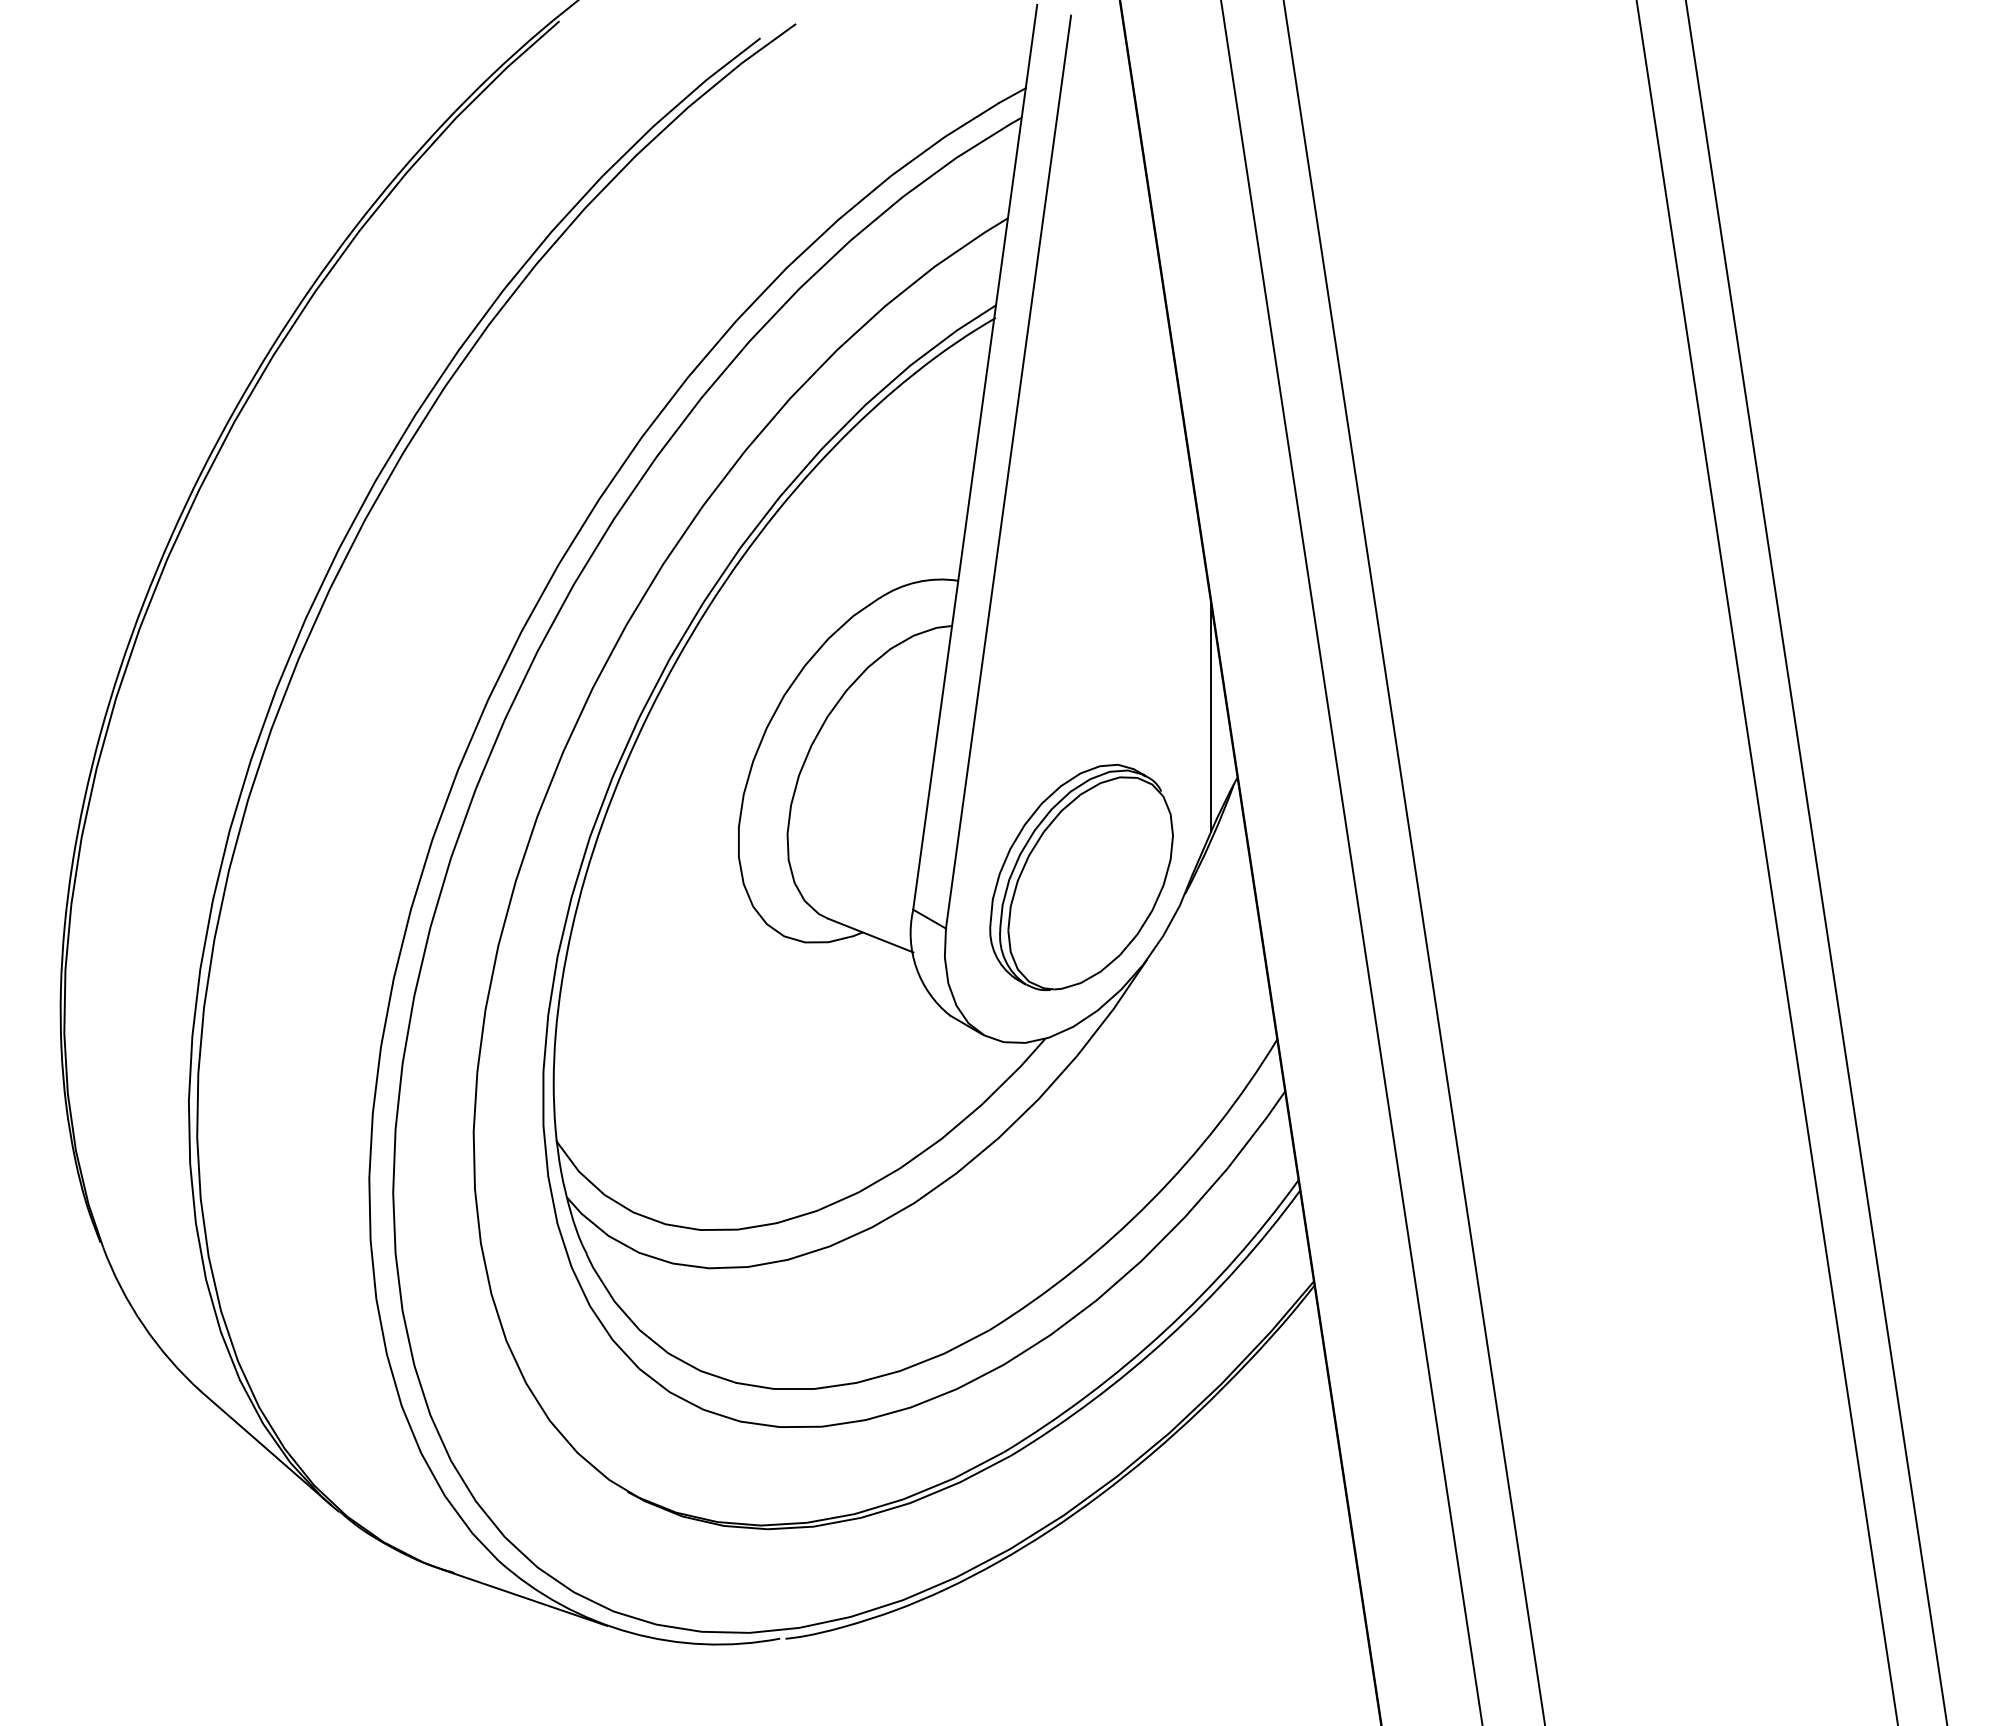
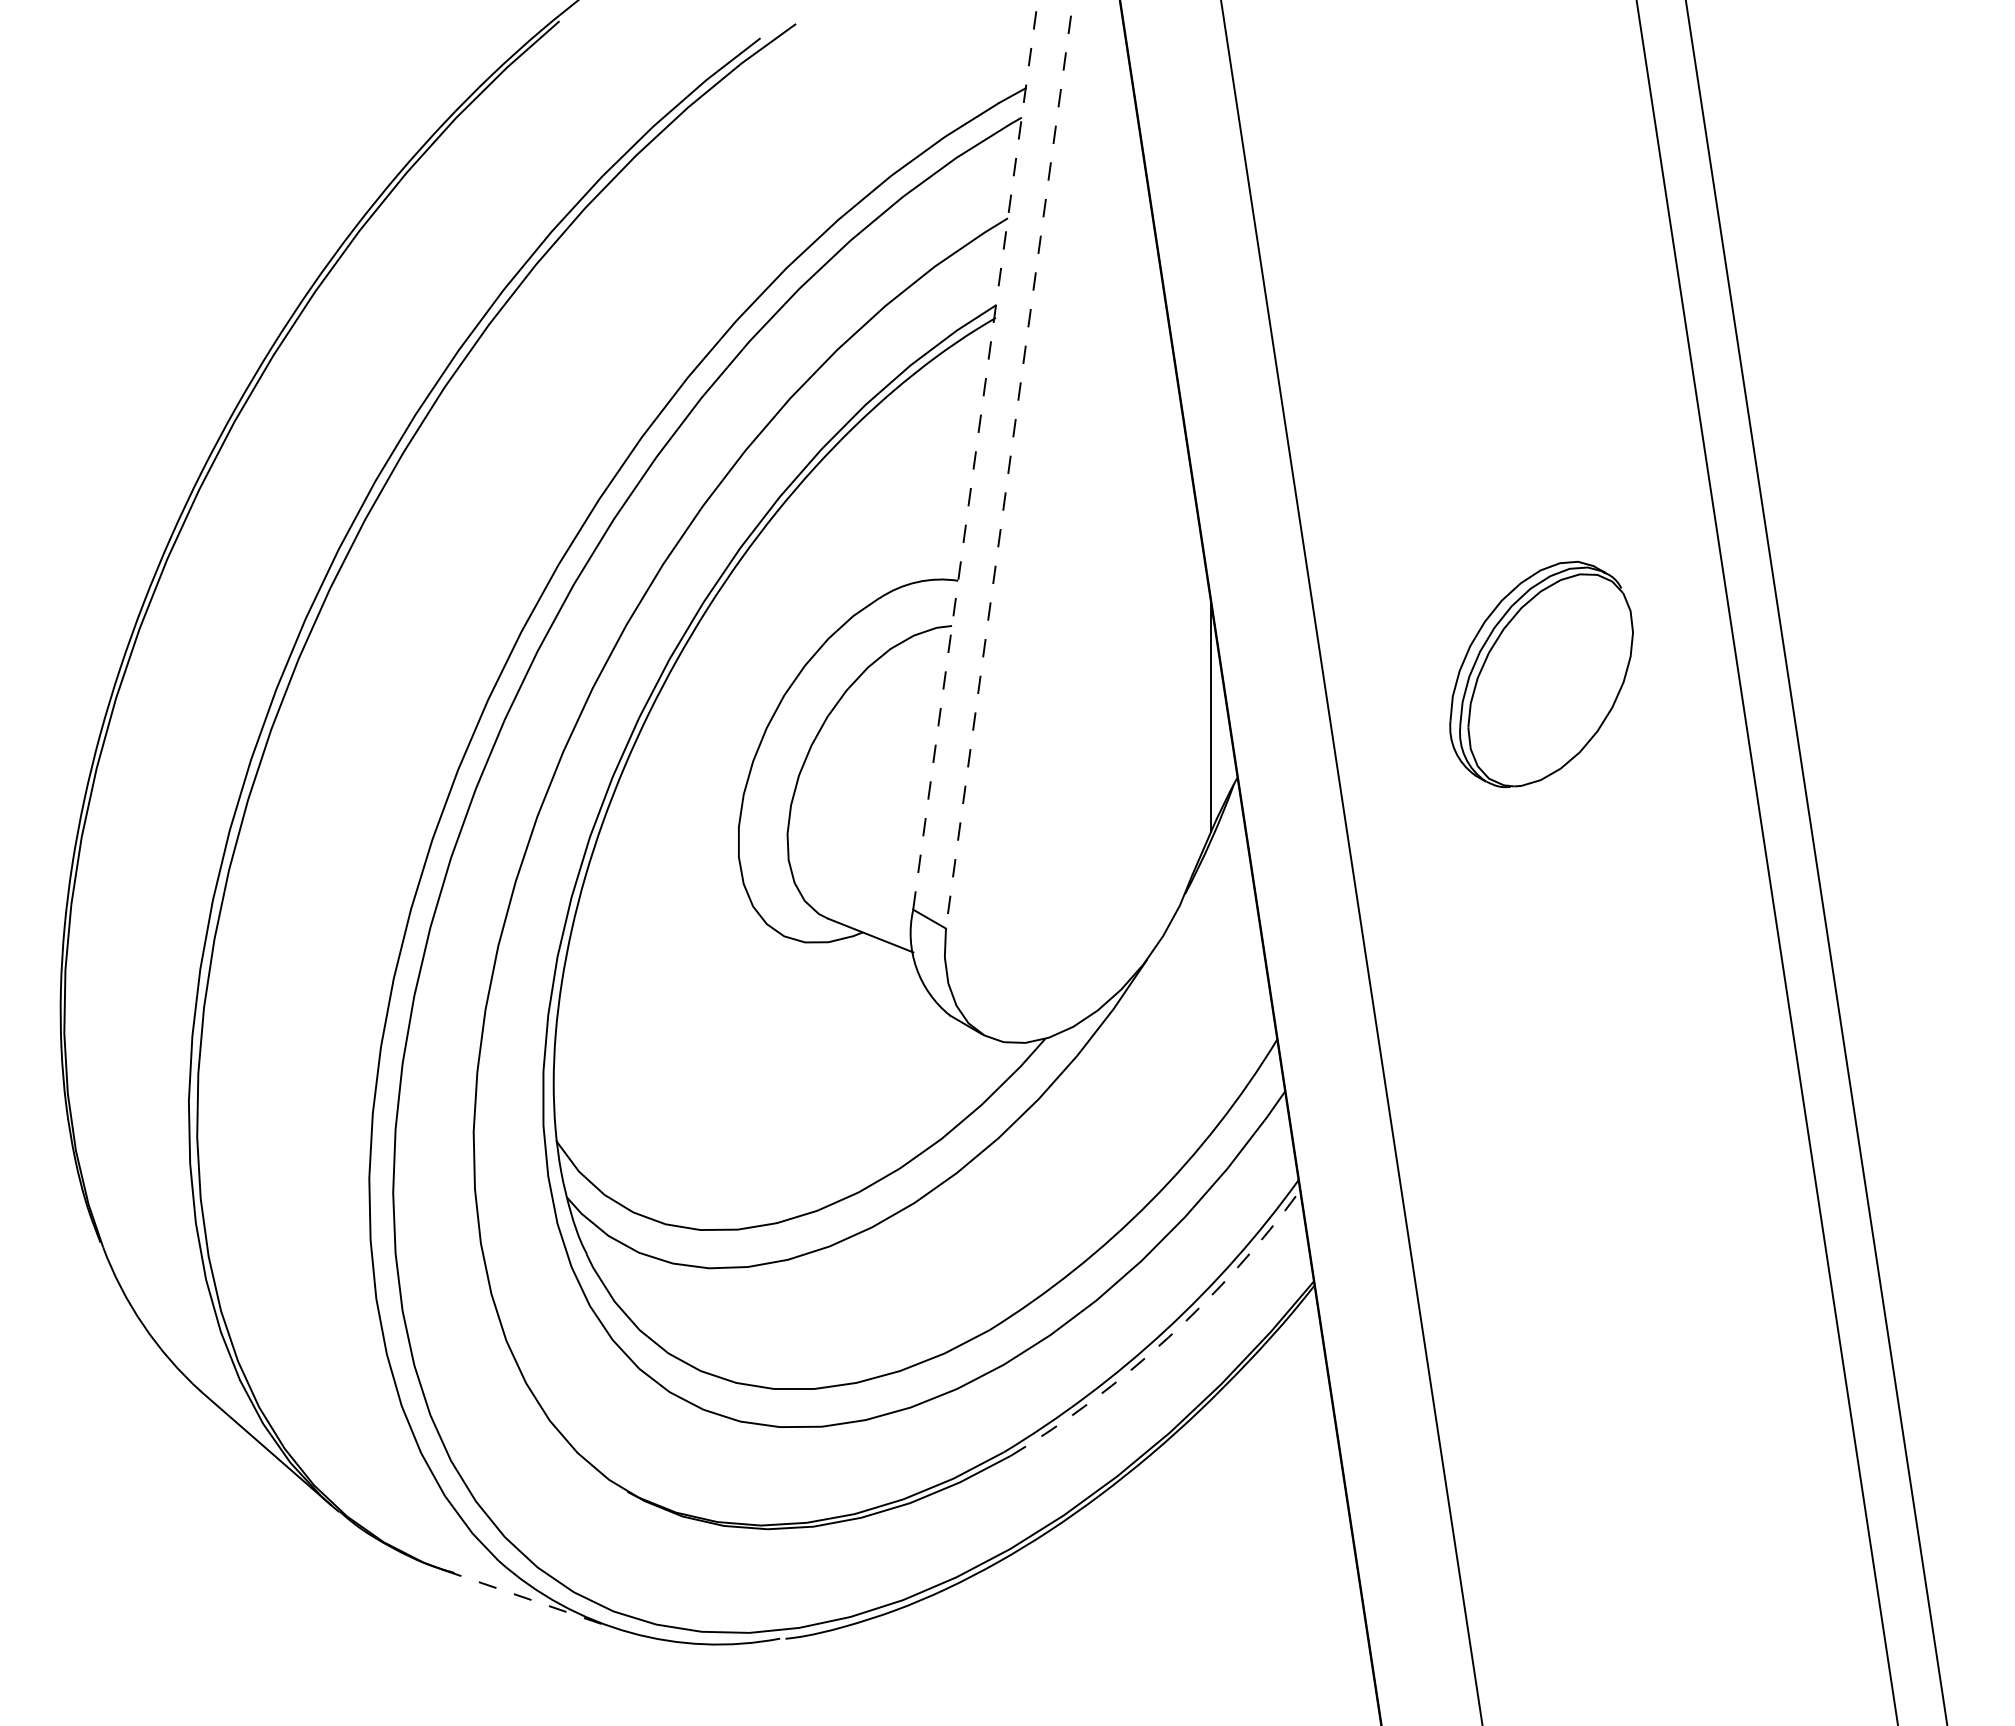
line: solid -> dashed (975, 457)
line: solid -> dashed (1008, 472)
line: present -> none (1413, 862)
part position: (1081, 876) -> (1541, 673) (1541, 673)
arc: solid -> dashed (1168, 1337)
line: solid -> dashed (525, 1598)
